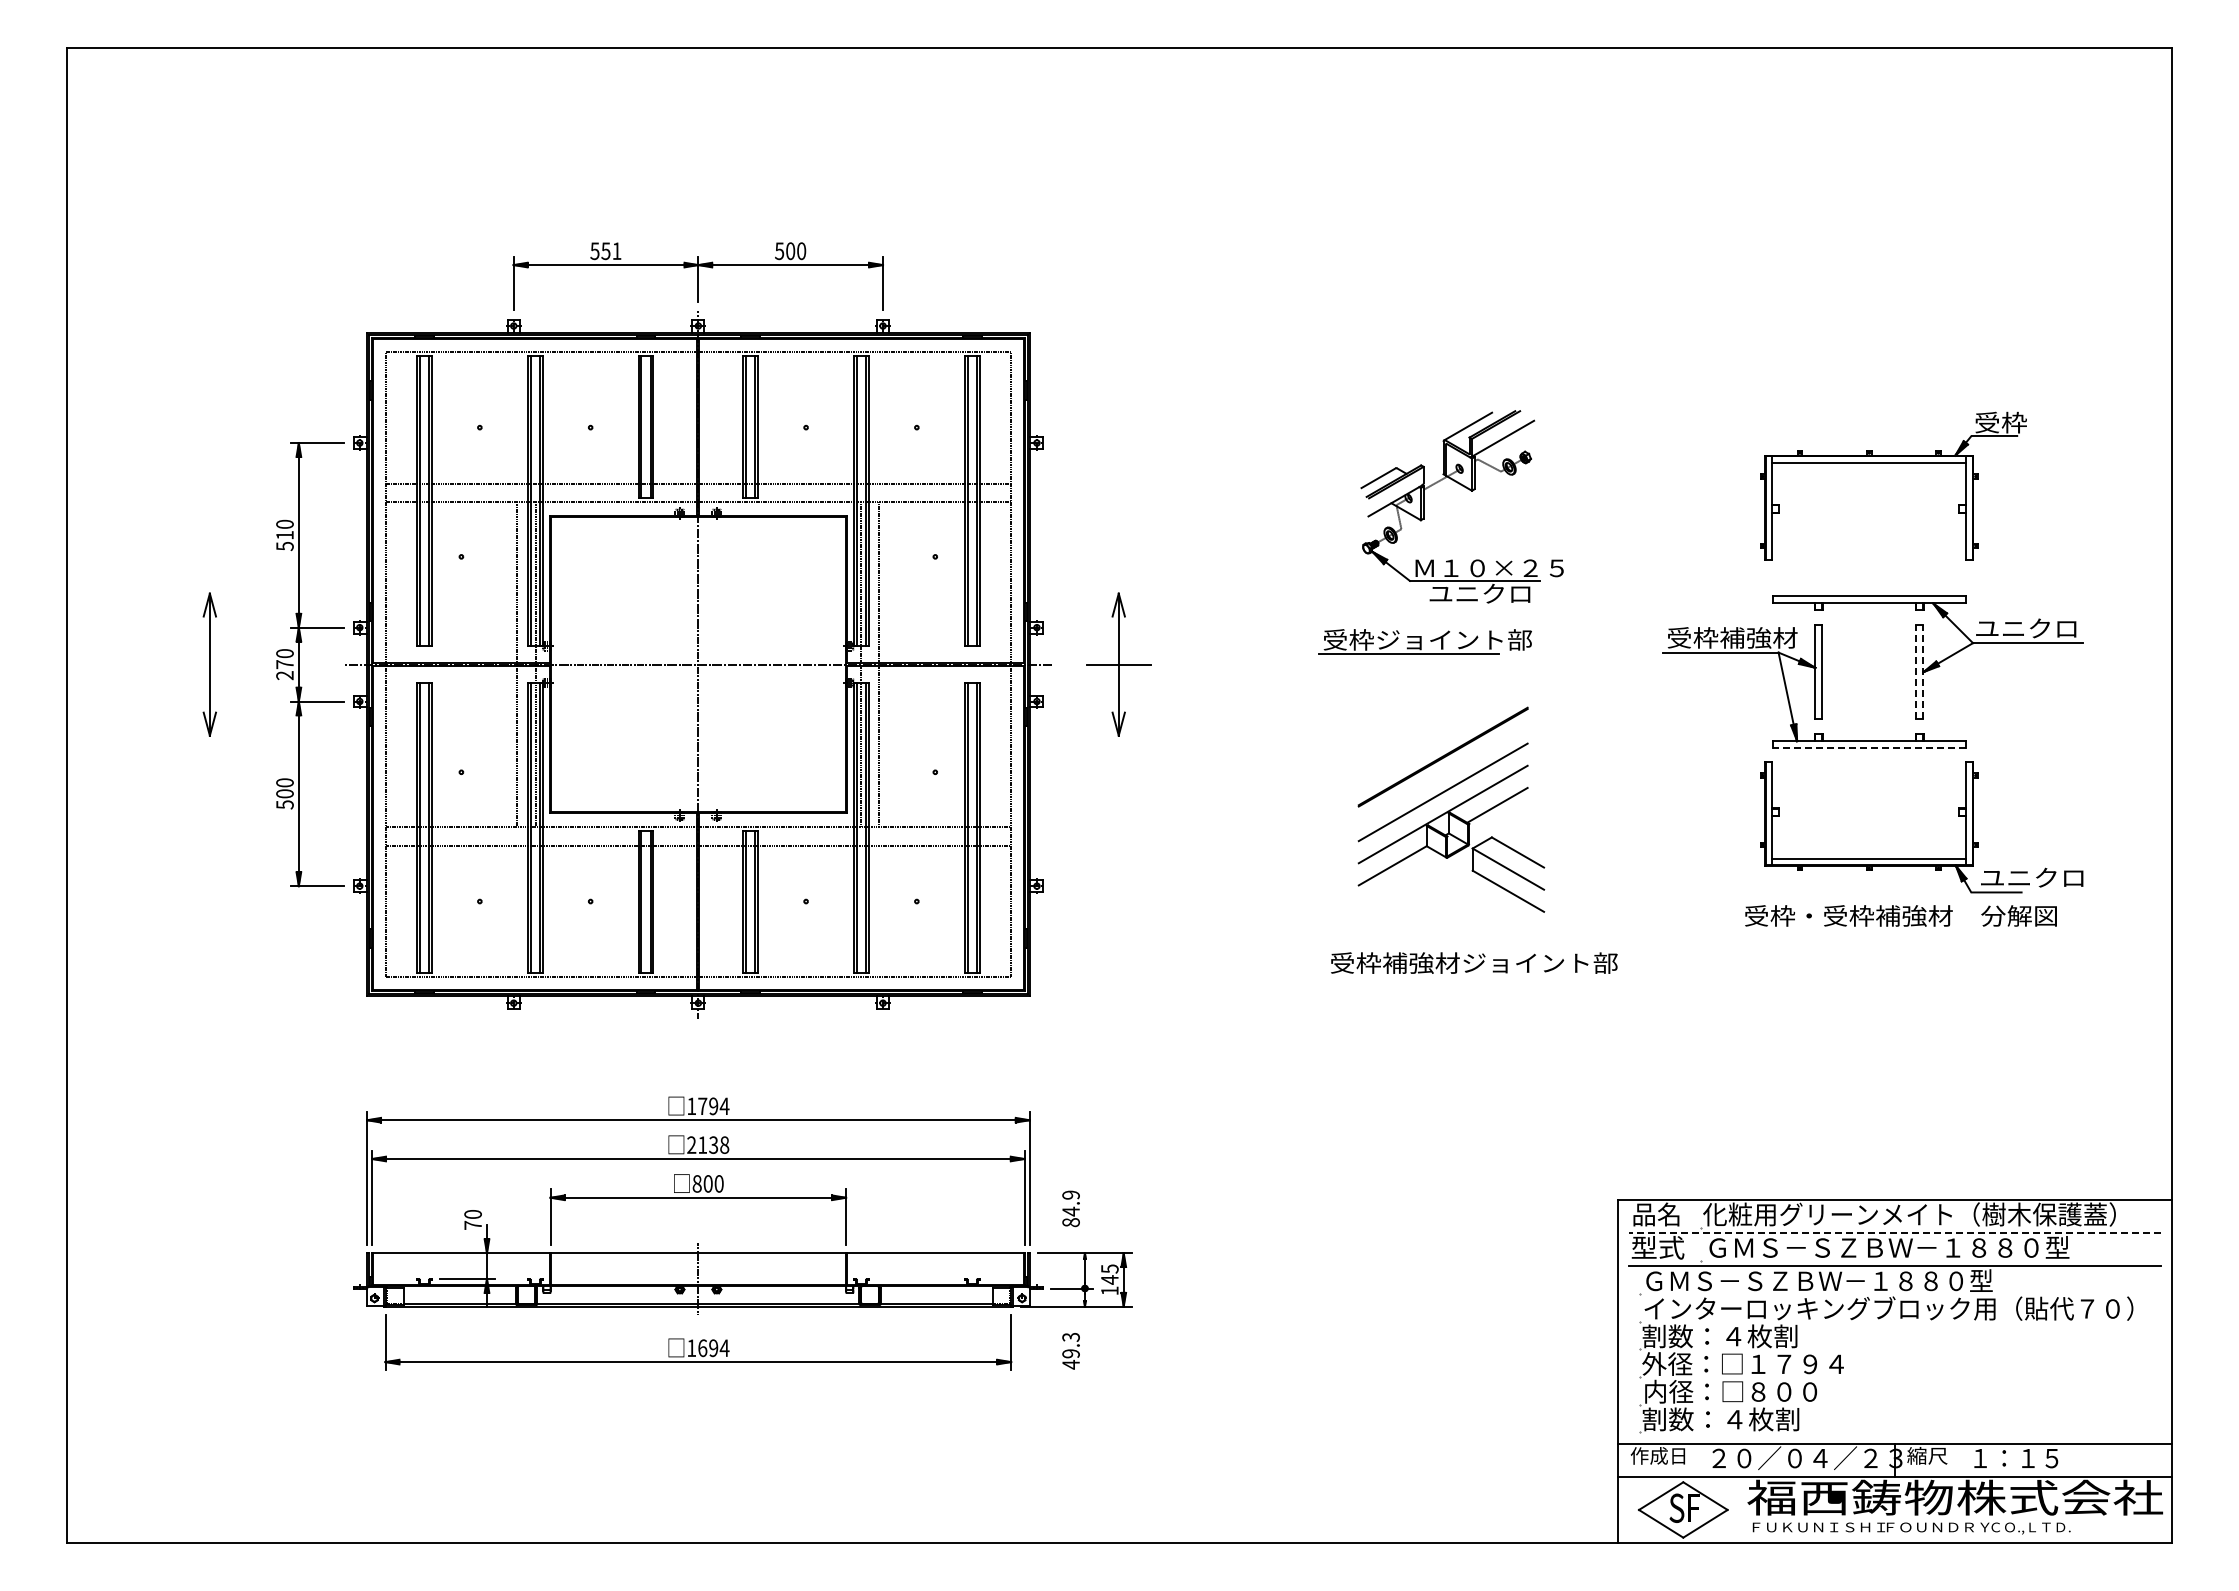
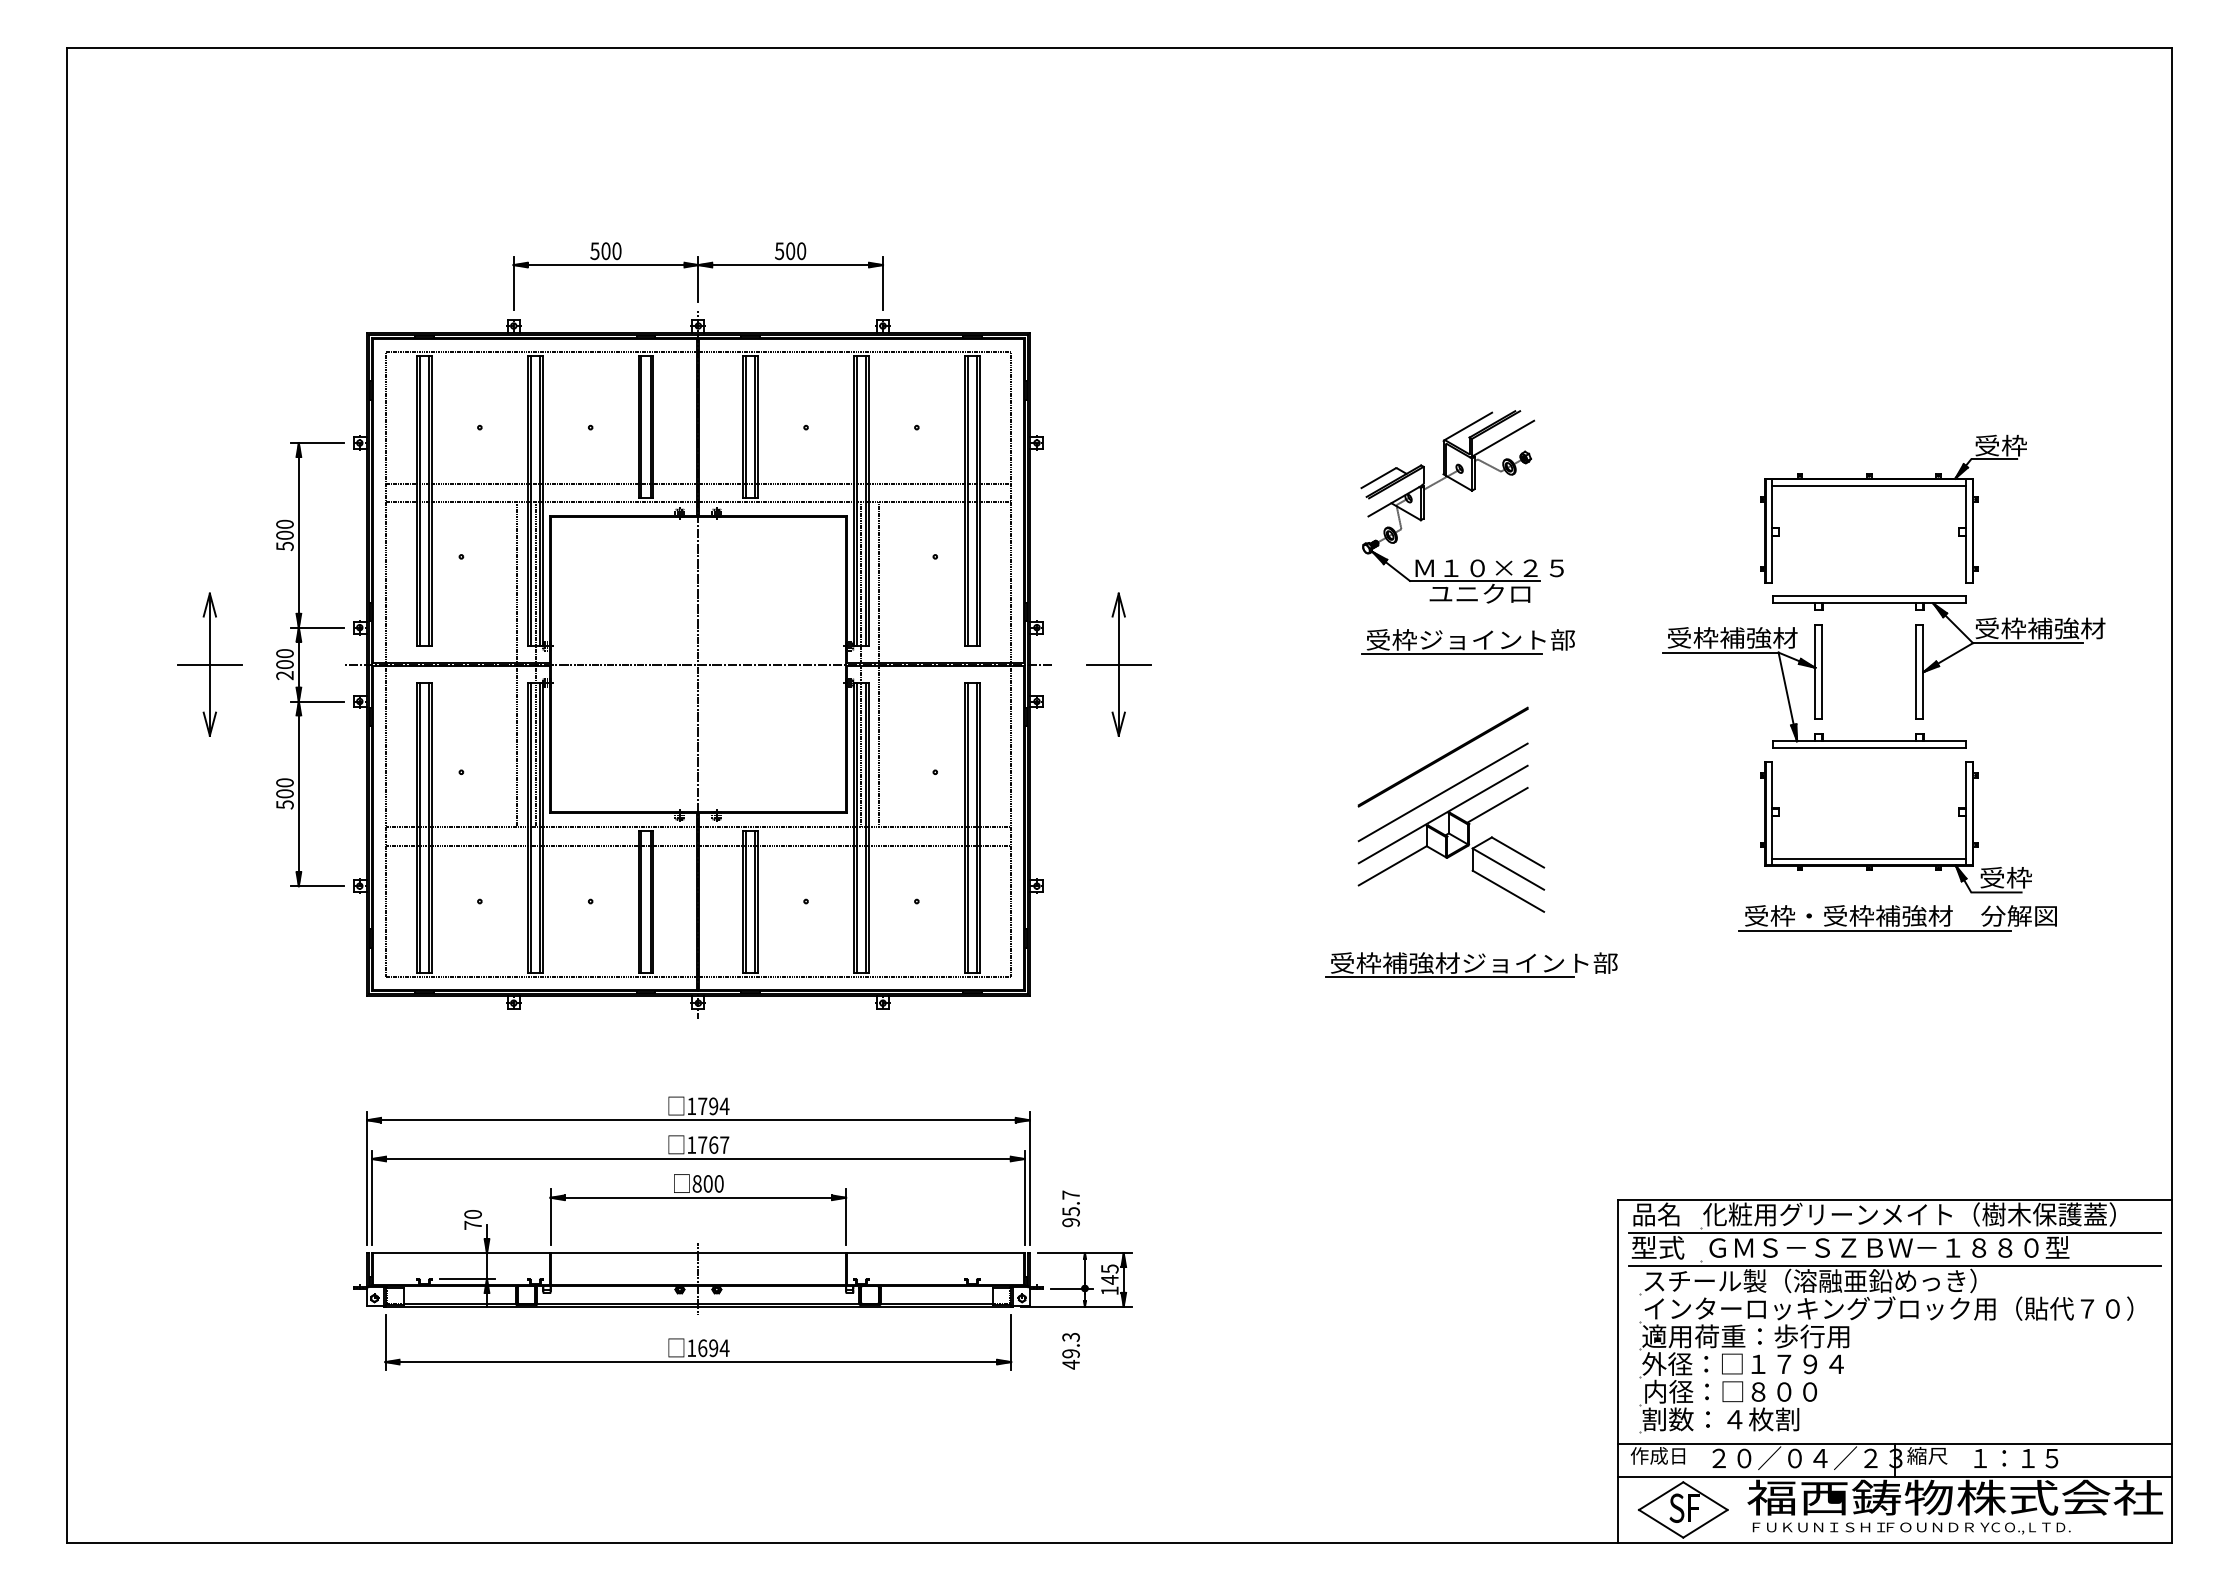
text: 551 -> 500 (611, 251)
part position: (1893, 463) -> (1893, 486) (1893, 486)
text: 510 -> 500 (284, 534)
text: ユニクロ -> 受枠補強材 (2040, 628)
part position: (1424, 641) -> (1467, 641) (1467, 641)
line: none -> present (209, 664)
text: 270 -> 200 (284, 664)
line: dashed -> solid (1916, 671)
line: dashed -> solid (1923, 671)
line: dashed -> solid (1869, 748)
text: ユニクロ -> 受枠 (2031, 877)
line: none -> present (1874, 930)
line: none -> present (1449, 977)
text: 2138 -> 1767 (708, 1144)
text: 84.9 -> 95.7 (1070, 1208)
line: dashed -> solid (1894, 1233)
text: ＧＭＳ－ＳＺＢＷ－１８８０型 -> スチール製（溶融亜鉛めっき） (1818, 1280)
text: 割数：４枚割 -> 適用荷重：歩行用 (1745, 1336)
